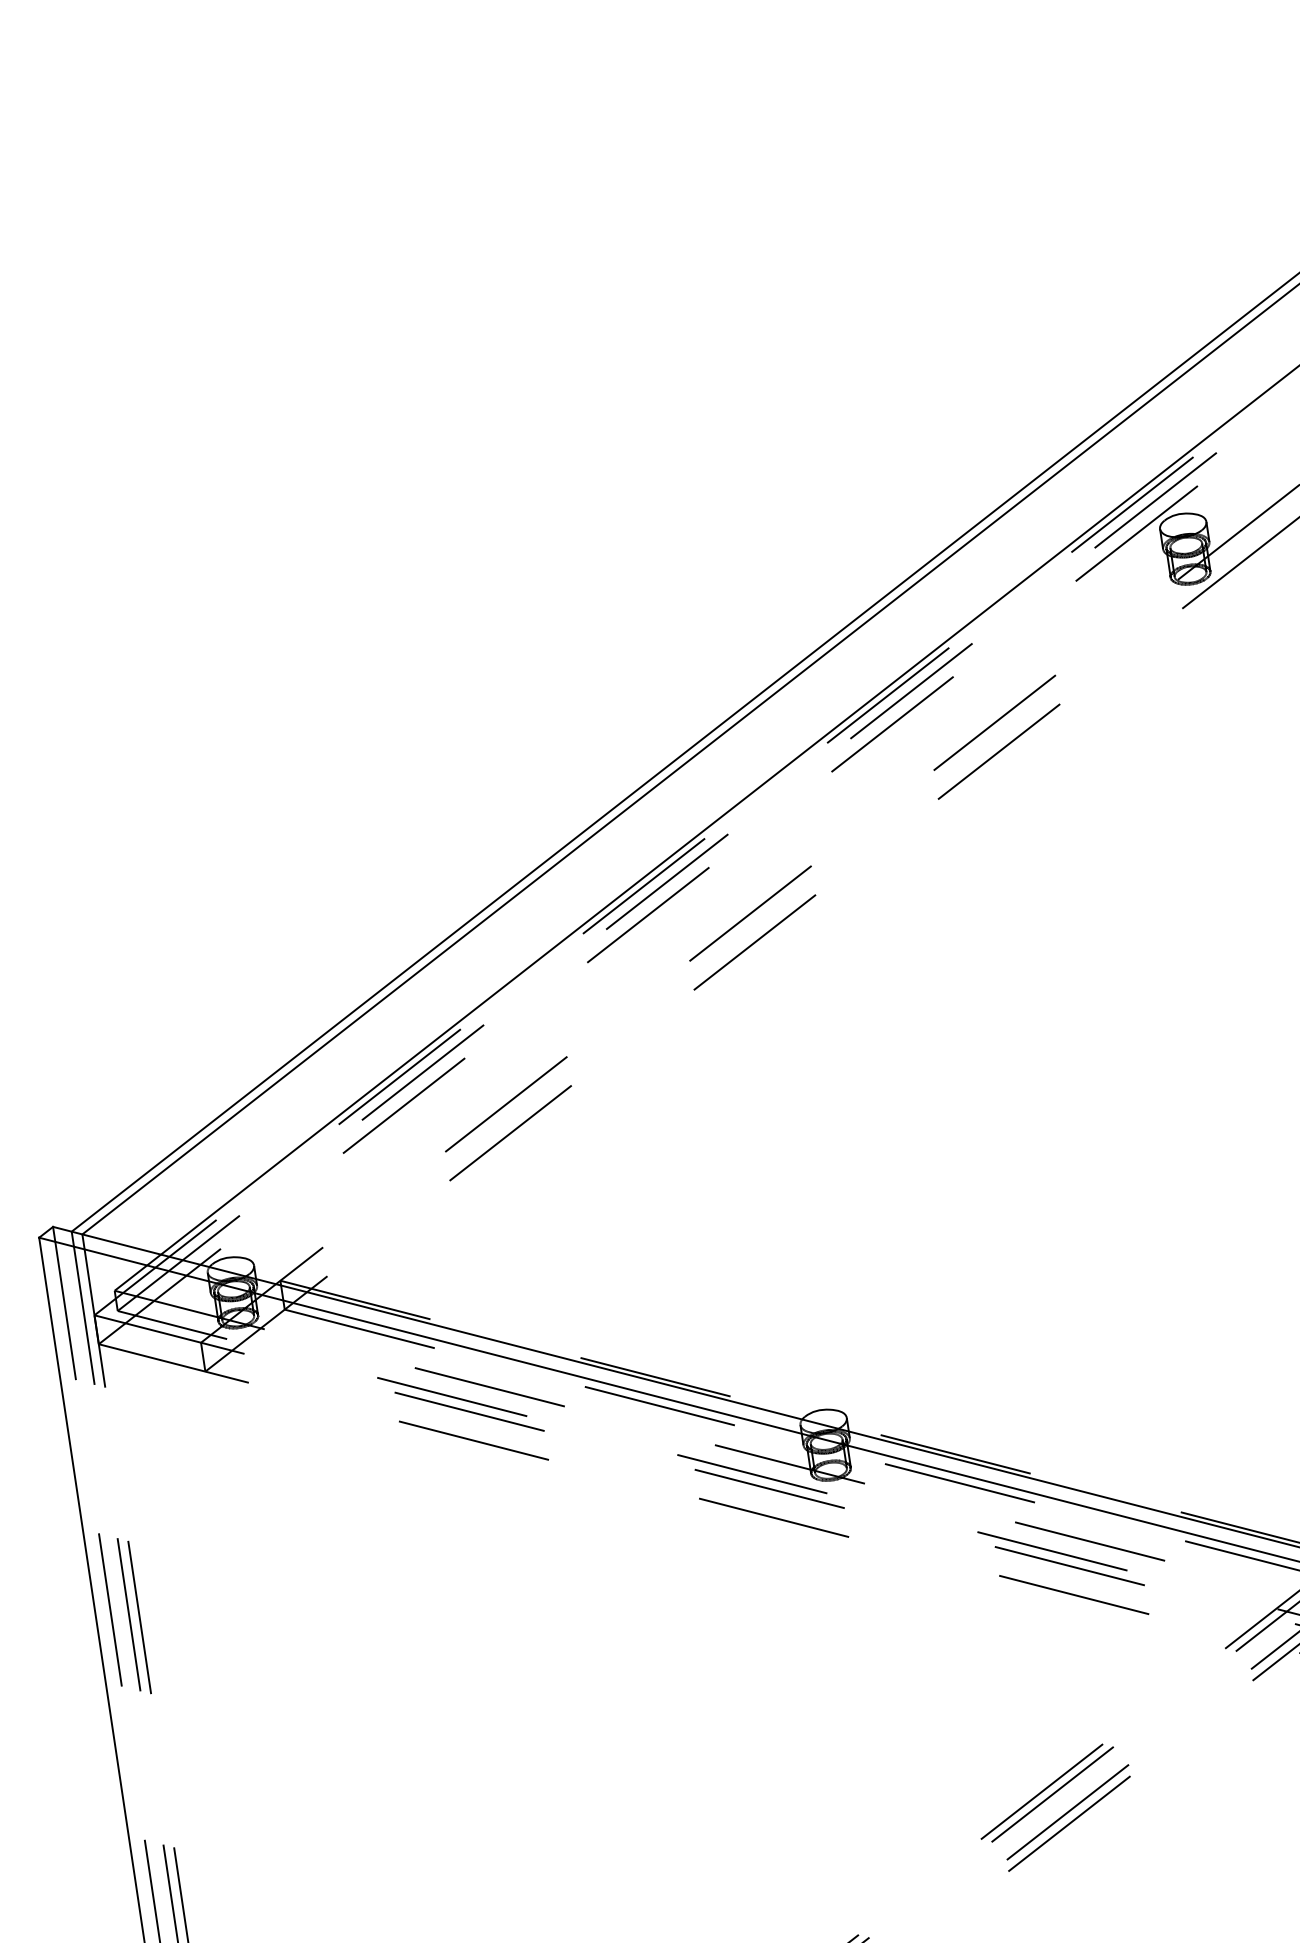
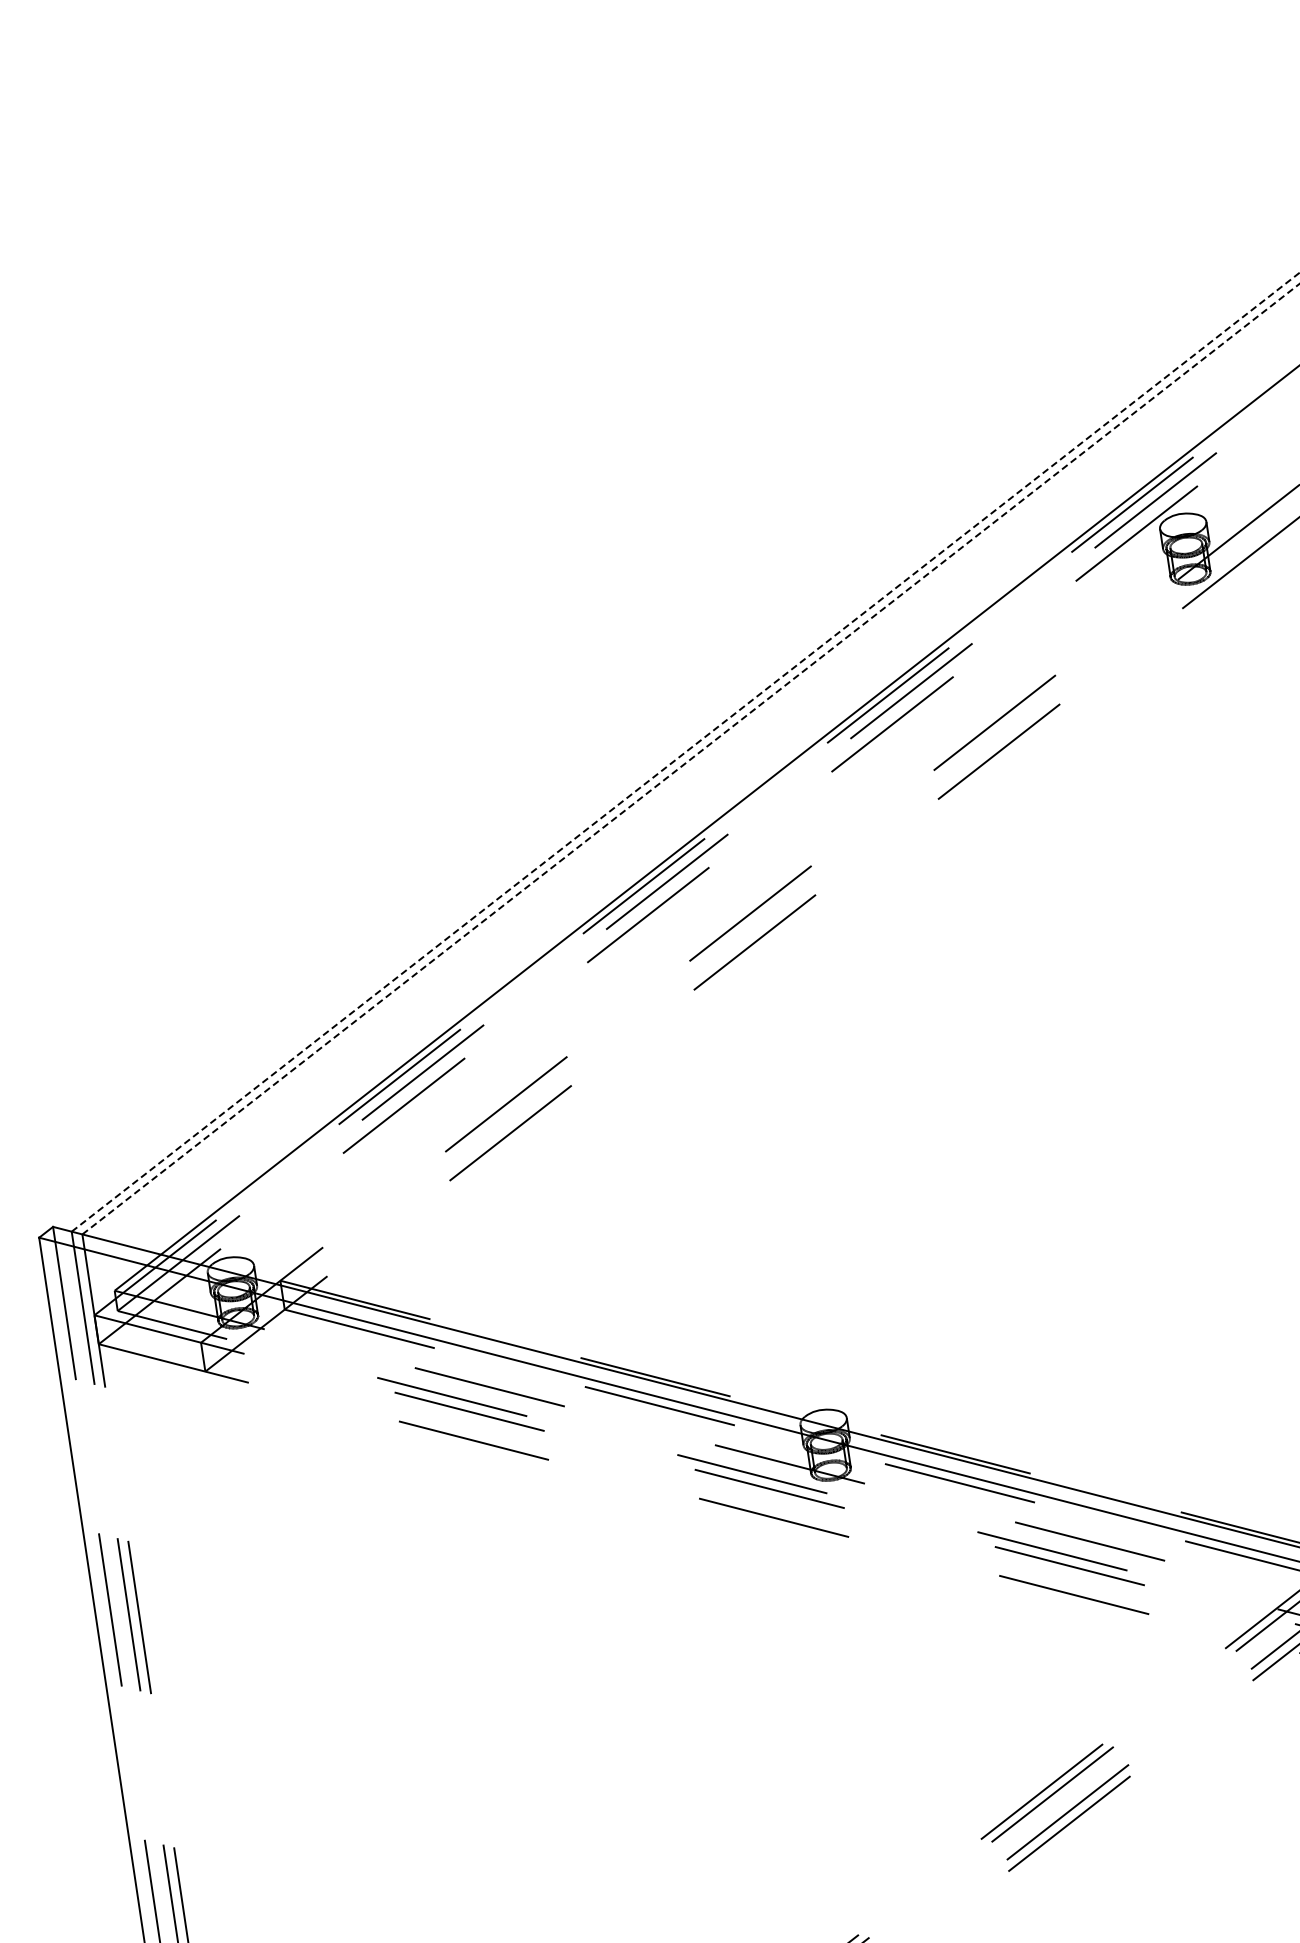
line: solid -> dashed (685, 752)
line: solid -> dashed (690, 759)
